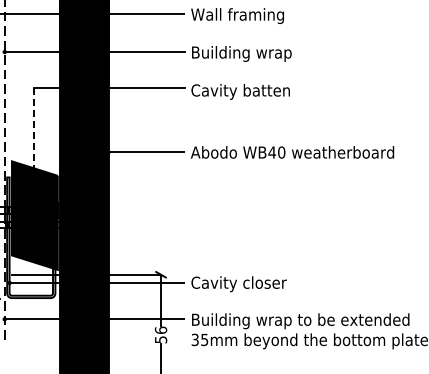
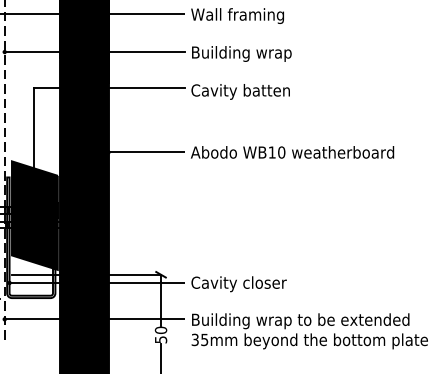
line: dashed -> solid (33, 131)
text: WB40 -> WB10 (272, 152)
text: 56 -> 50 (160, 329)
